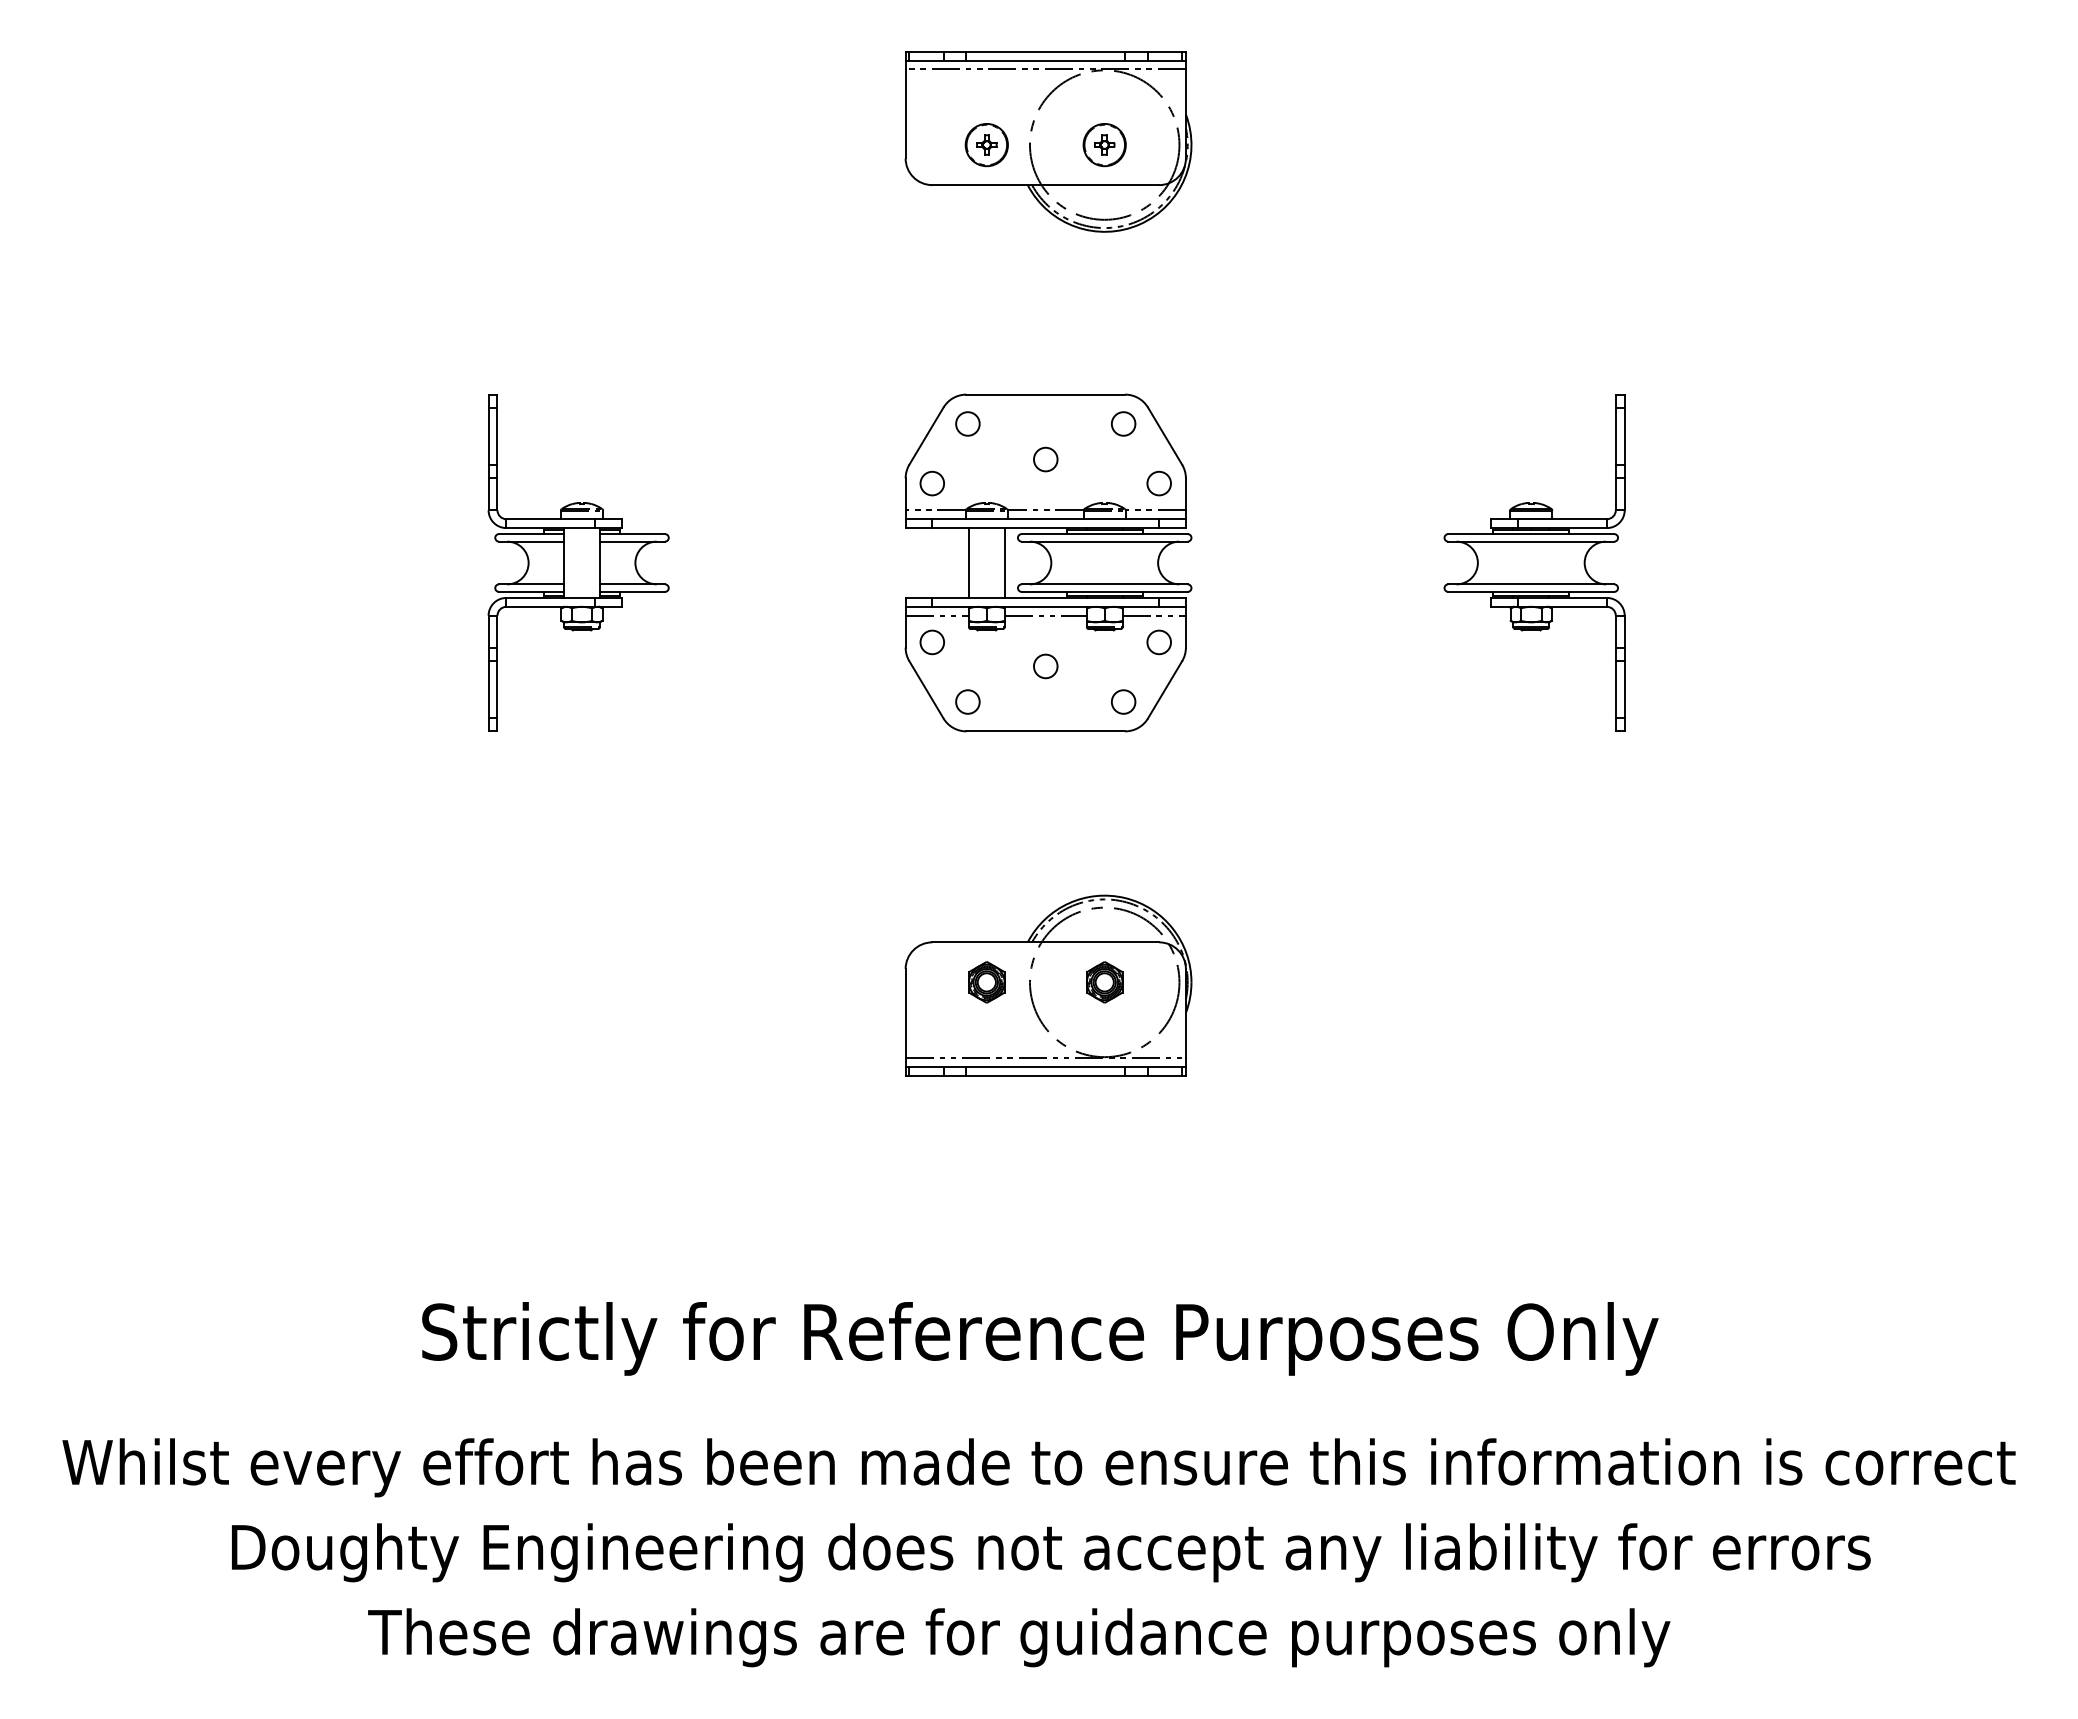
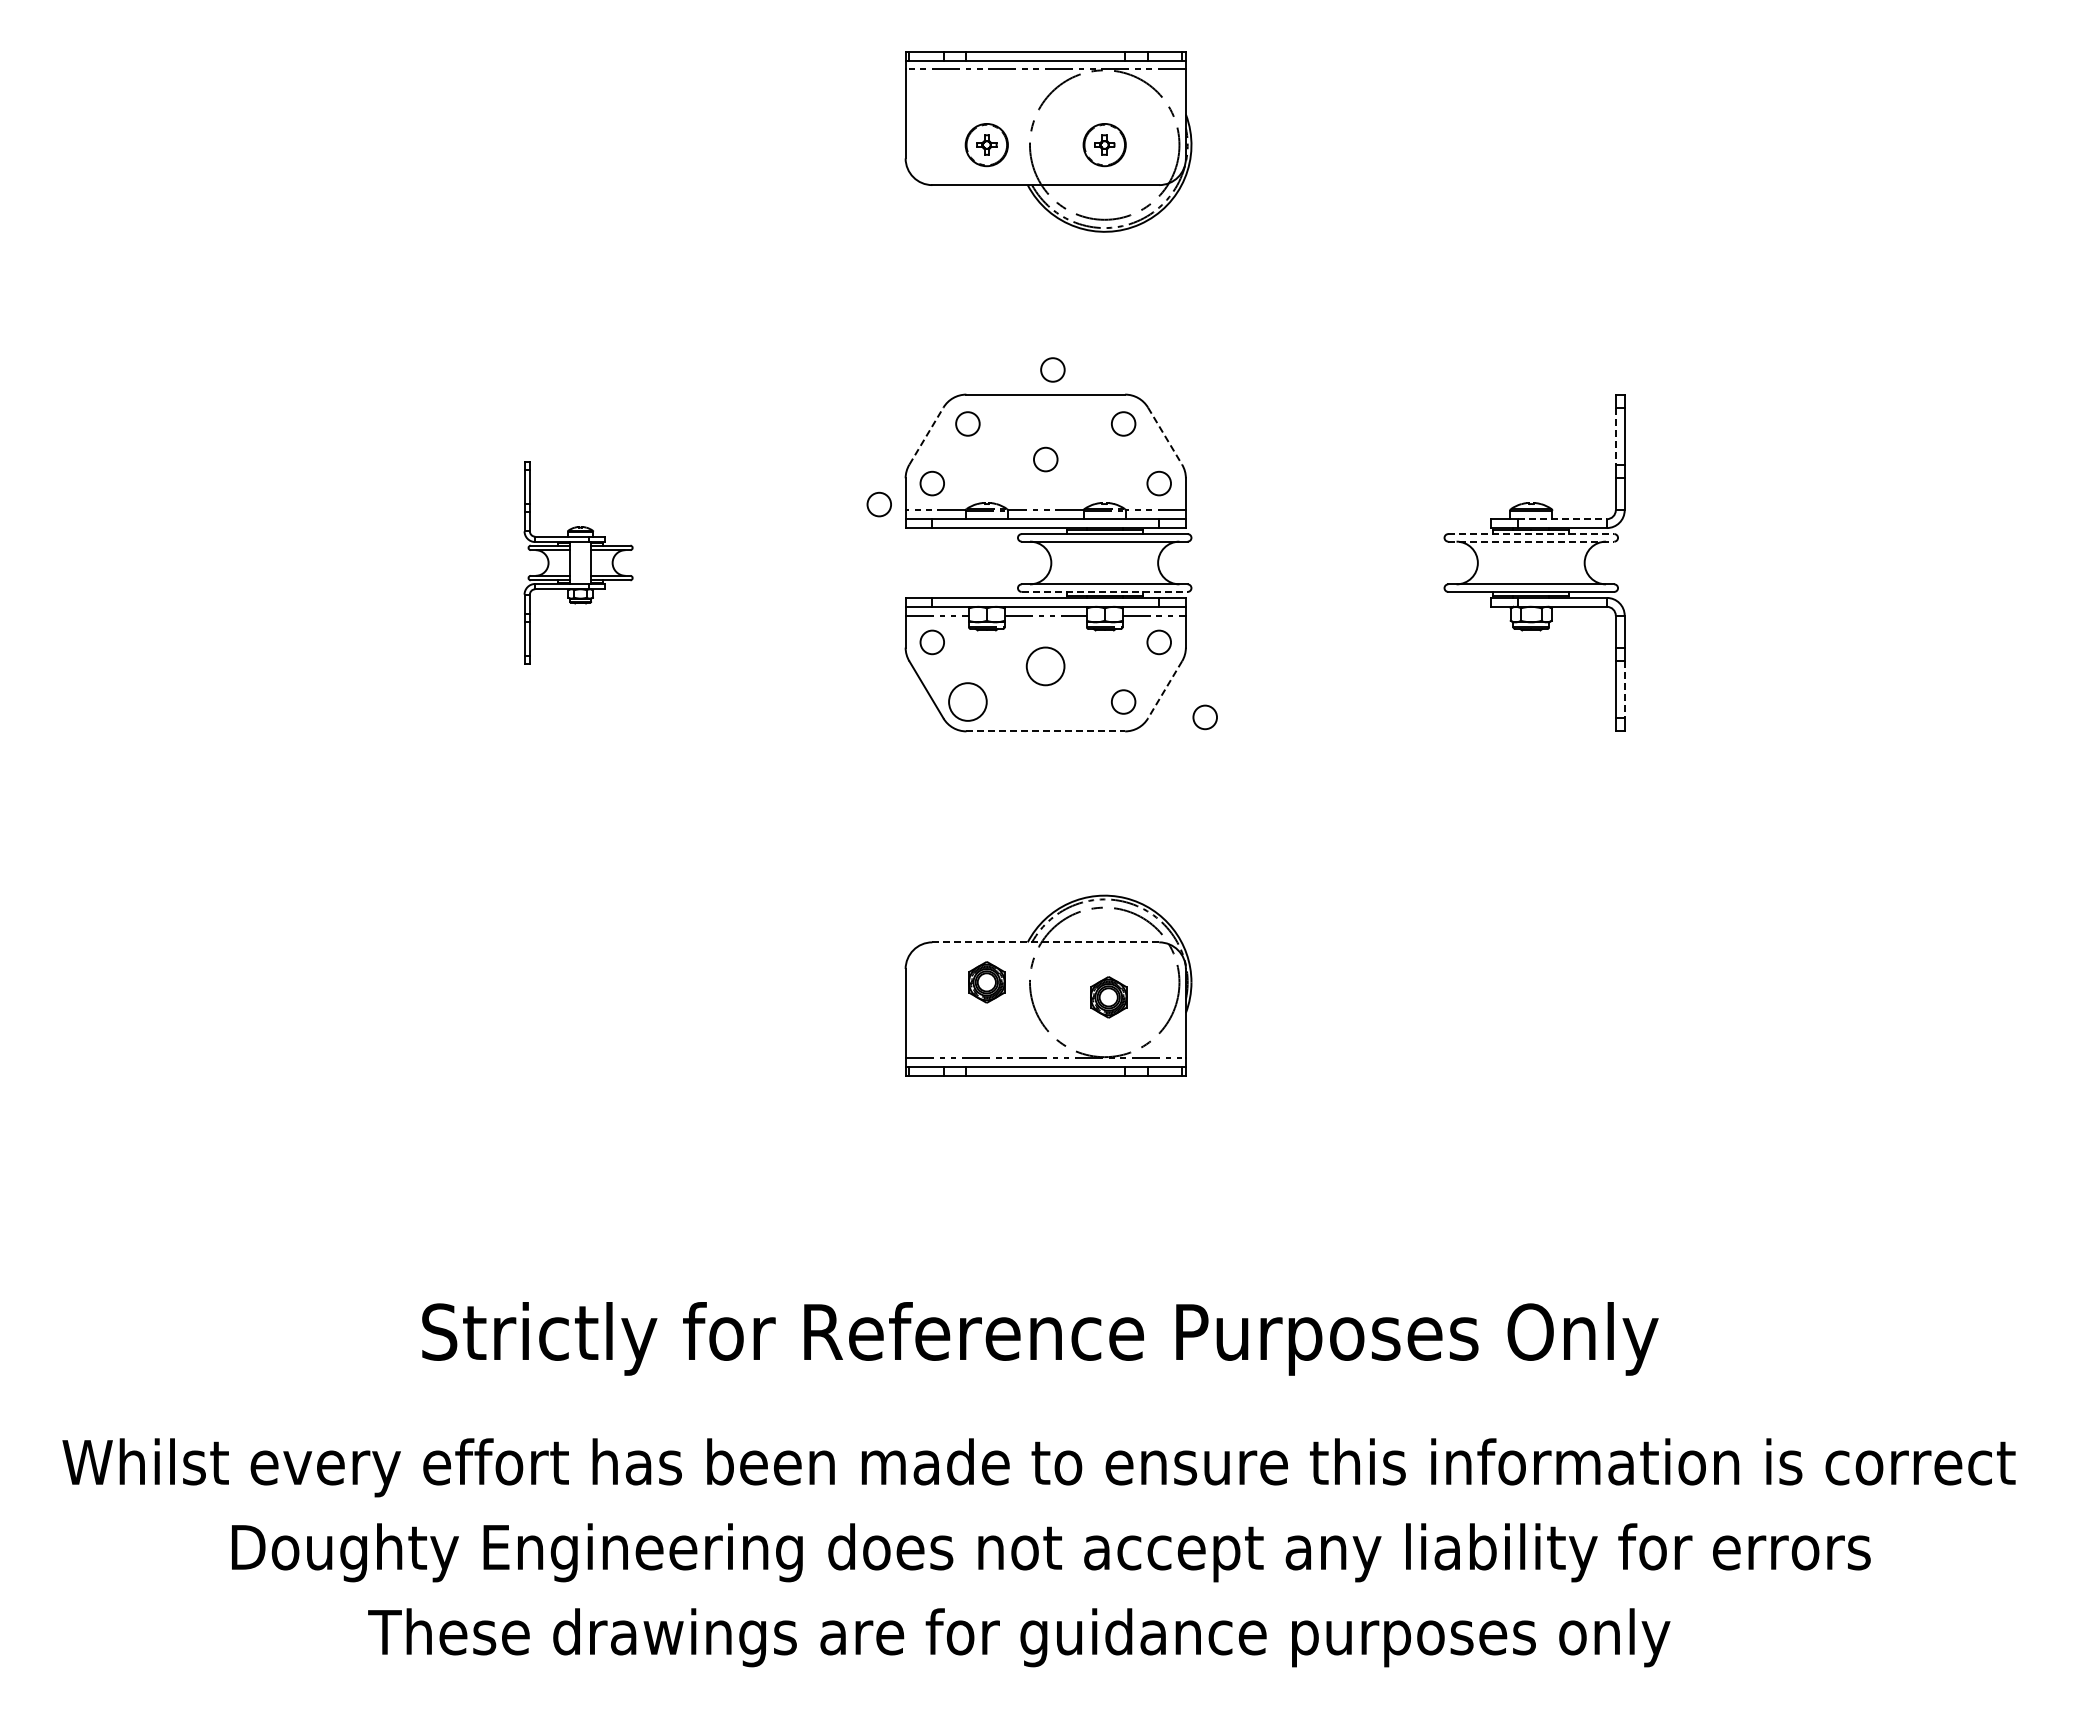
circle: none -> present (1052, 369)
line: solid -> dashed (926, 435)
line: solid -> dashed (1165, 436)
line: solid -> dashed (1615, 436)
circle: none -> present (878, 504)
line: solid -> dashed (1562, 519)
line: solid -> dashed (1531, 534)
line: solid -> dashed (1531, 541)
part size: 183x338 px -> 111x204 px (578, 562)
line: present -> none (969, 562)
line: present -> none (1004, 562)
line: solid -> dashed (1104, 591)
circle size: 26x27 px -> 41x41 px (1045, 666)
line: solid -> dashed (1624, 689)
line: solid -> dashed (1164, 690)
circle diameter: 24 px -> 38 px (967, 701)
circle: none -> present (1204, 717)
line: solid -> dashed (1046, 731)
line: solid -> dashed (1046, 942)
part position: (1104, 982) -> (1108, 997) (1108, 997)
